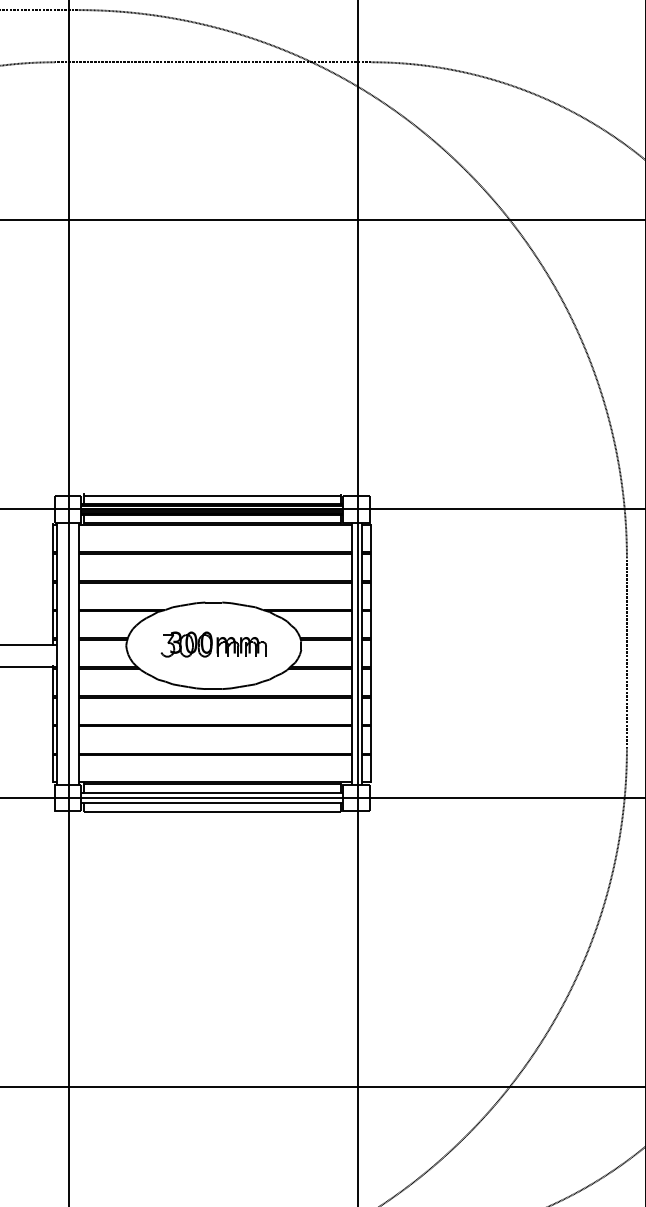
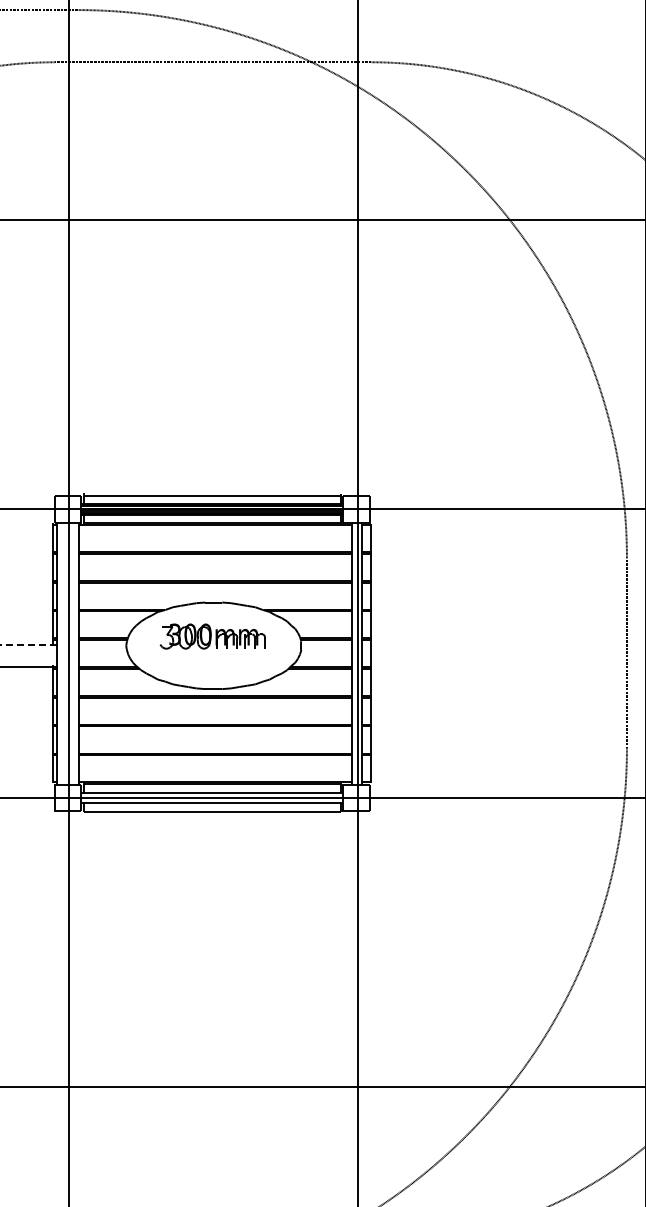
part position: (213, 644) -> (212, 636) (212, 636)
line: solid -> dashed (28, 645)
